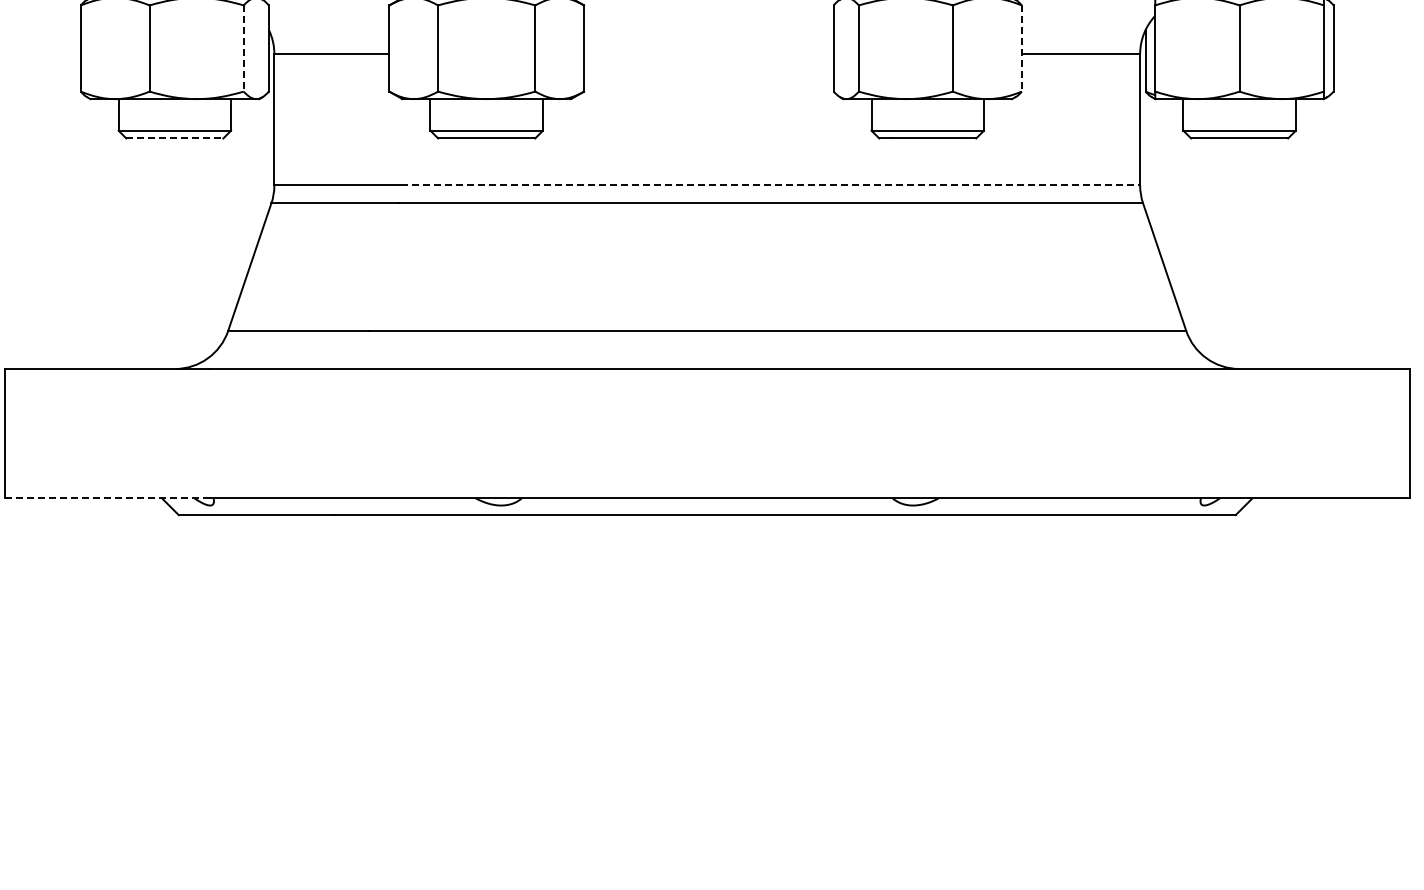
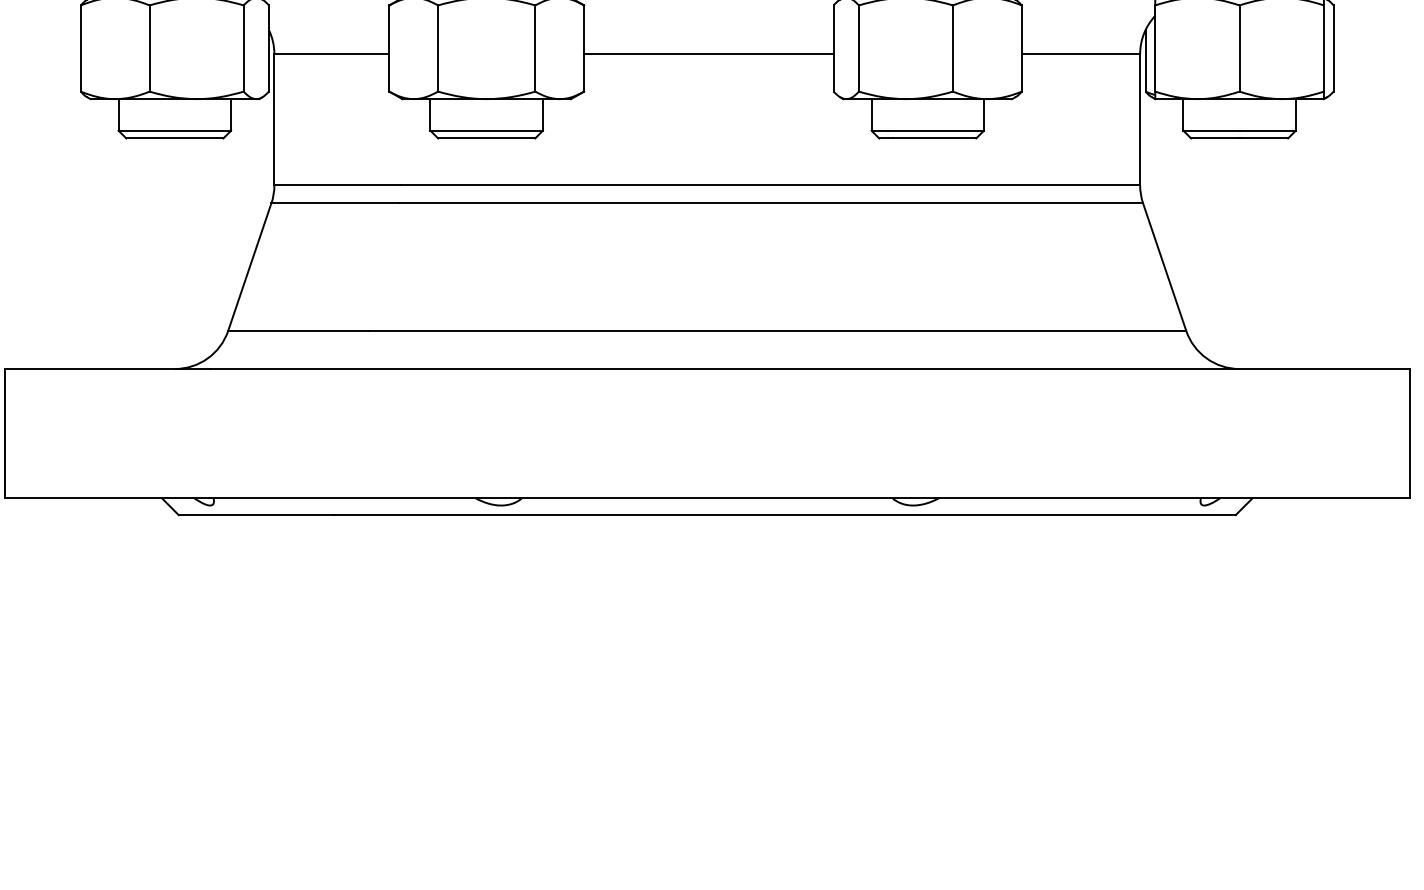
line: dashed -> solid (243, 49)
line: dashed -> solid (1021, 49)
line: none -> present (708, 54)
line: dashed -> solid (174, 138)
line: dashed -> solid (771, 185)
line: dashed -> solid (107, 498)
